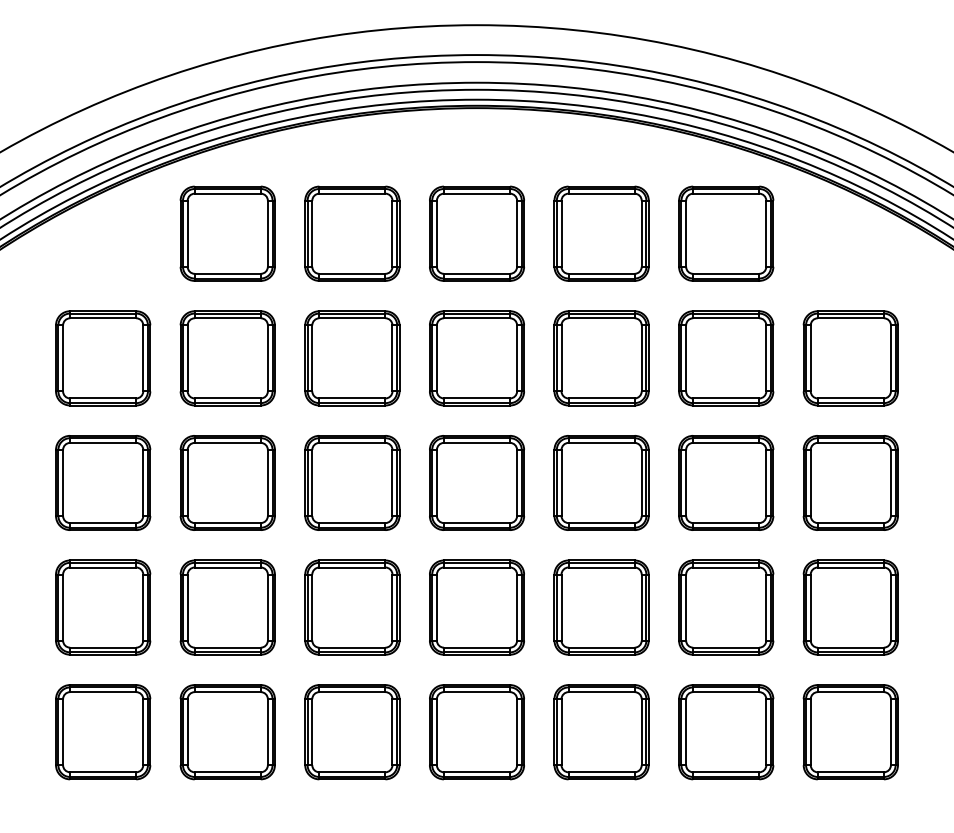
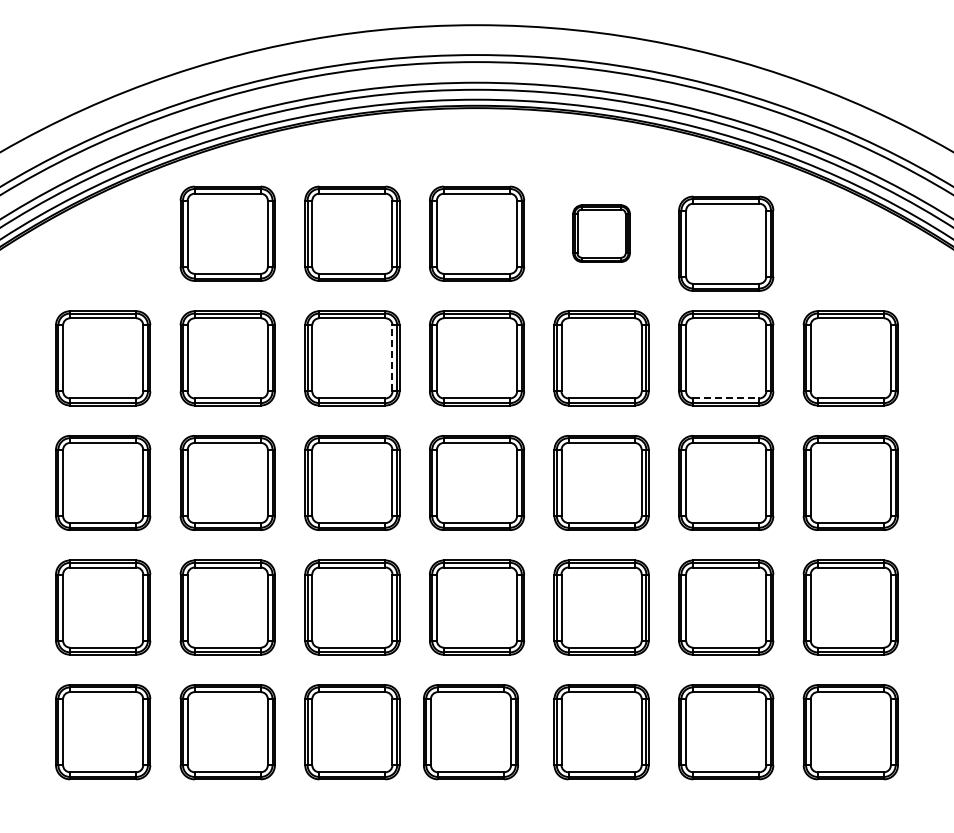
part size: 97x97 px -> 59x59 px (601, 233)
part position: (726, 233) -> (726, 243) (726, 243)
line: solid -> dashed (392, 357)
line: solid -> dashed (726, 398)
part position: (476, 732) -> (470, 732) (470, 732)
